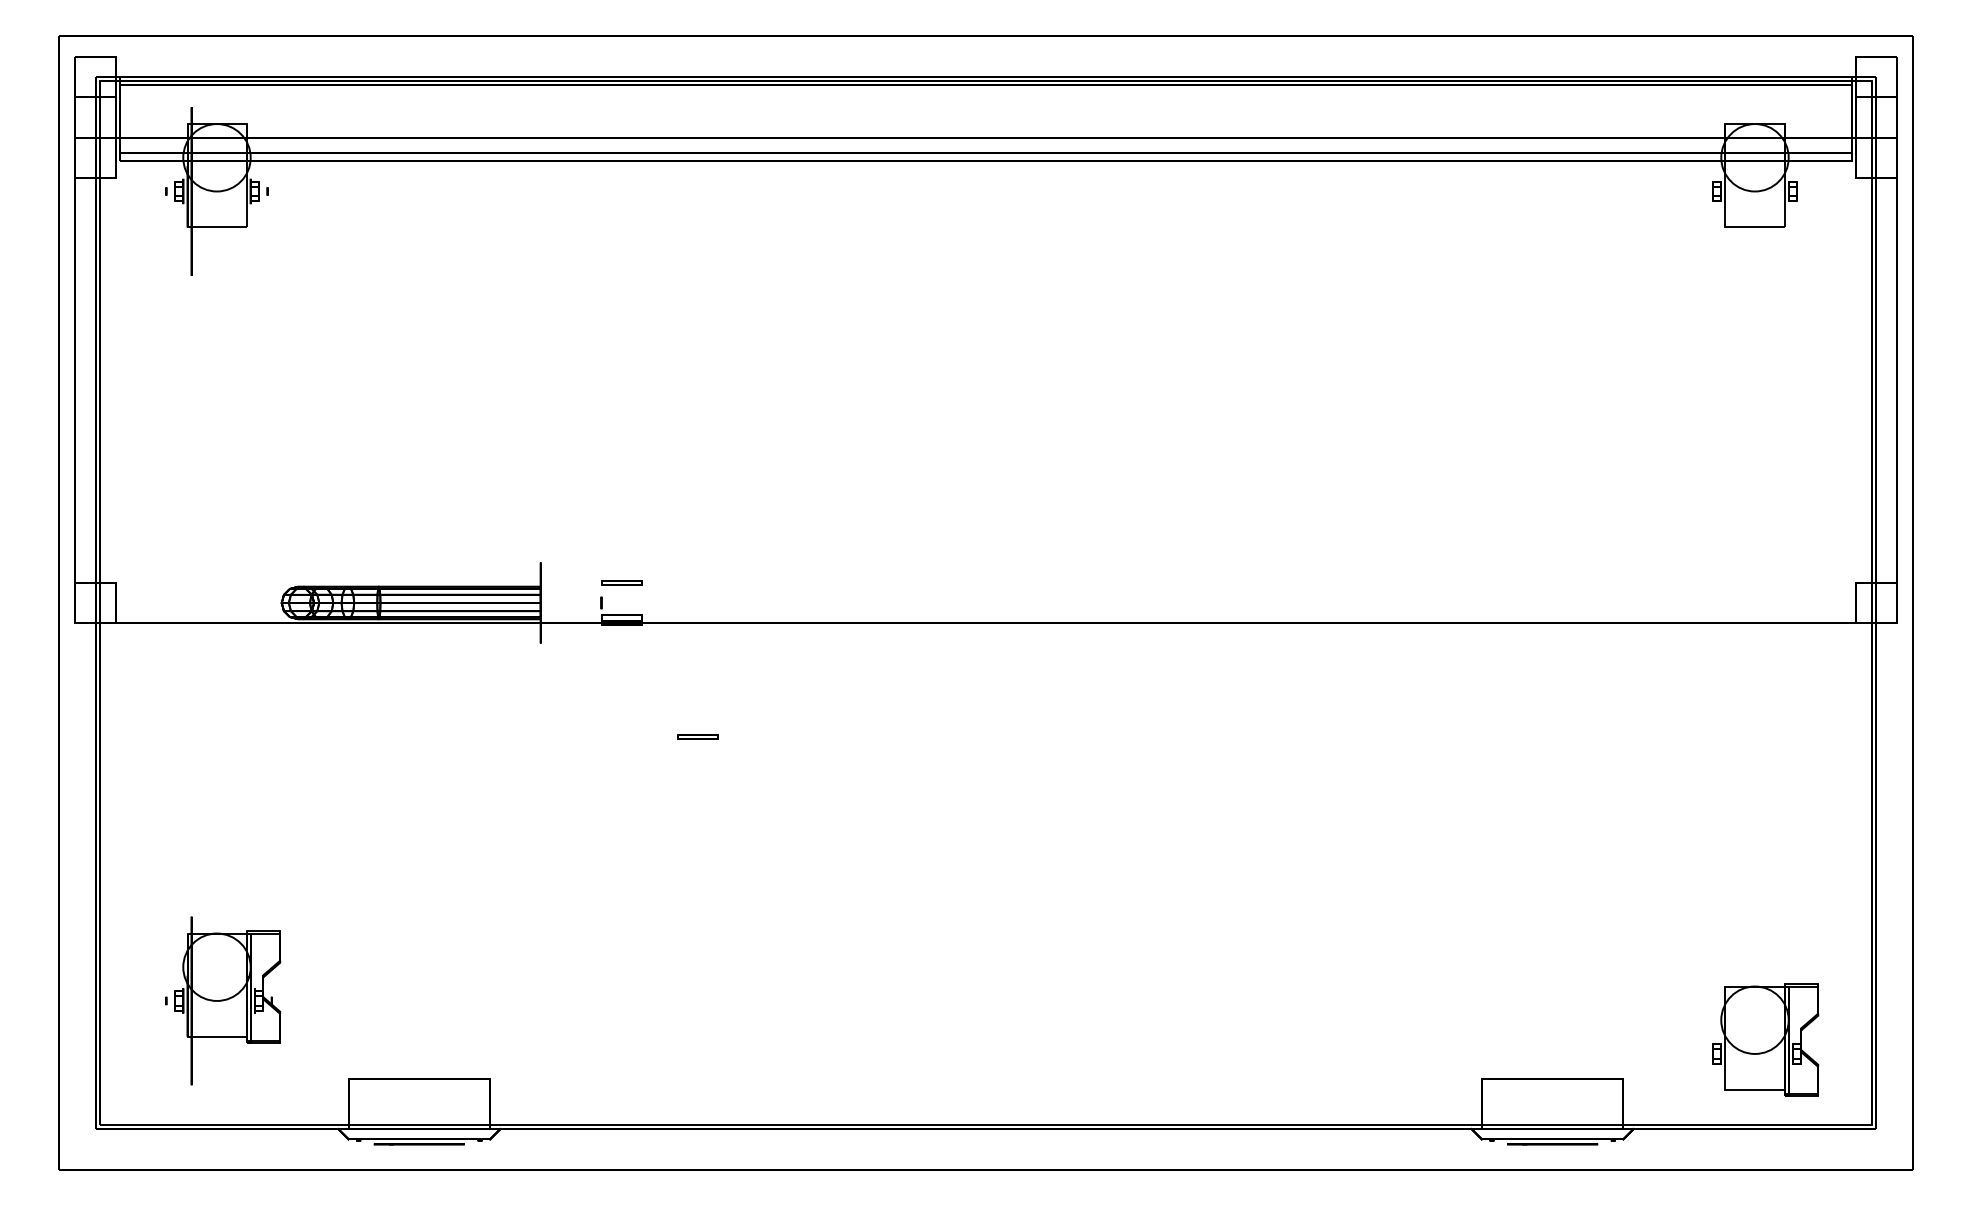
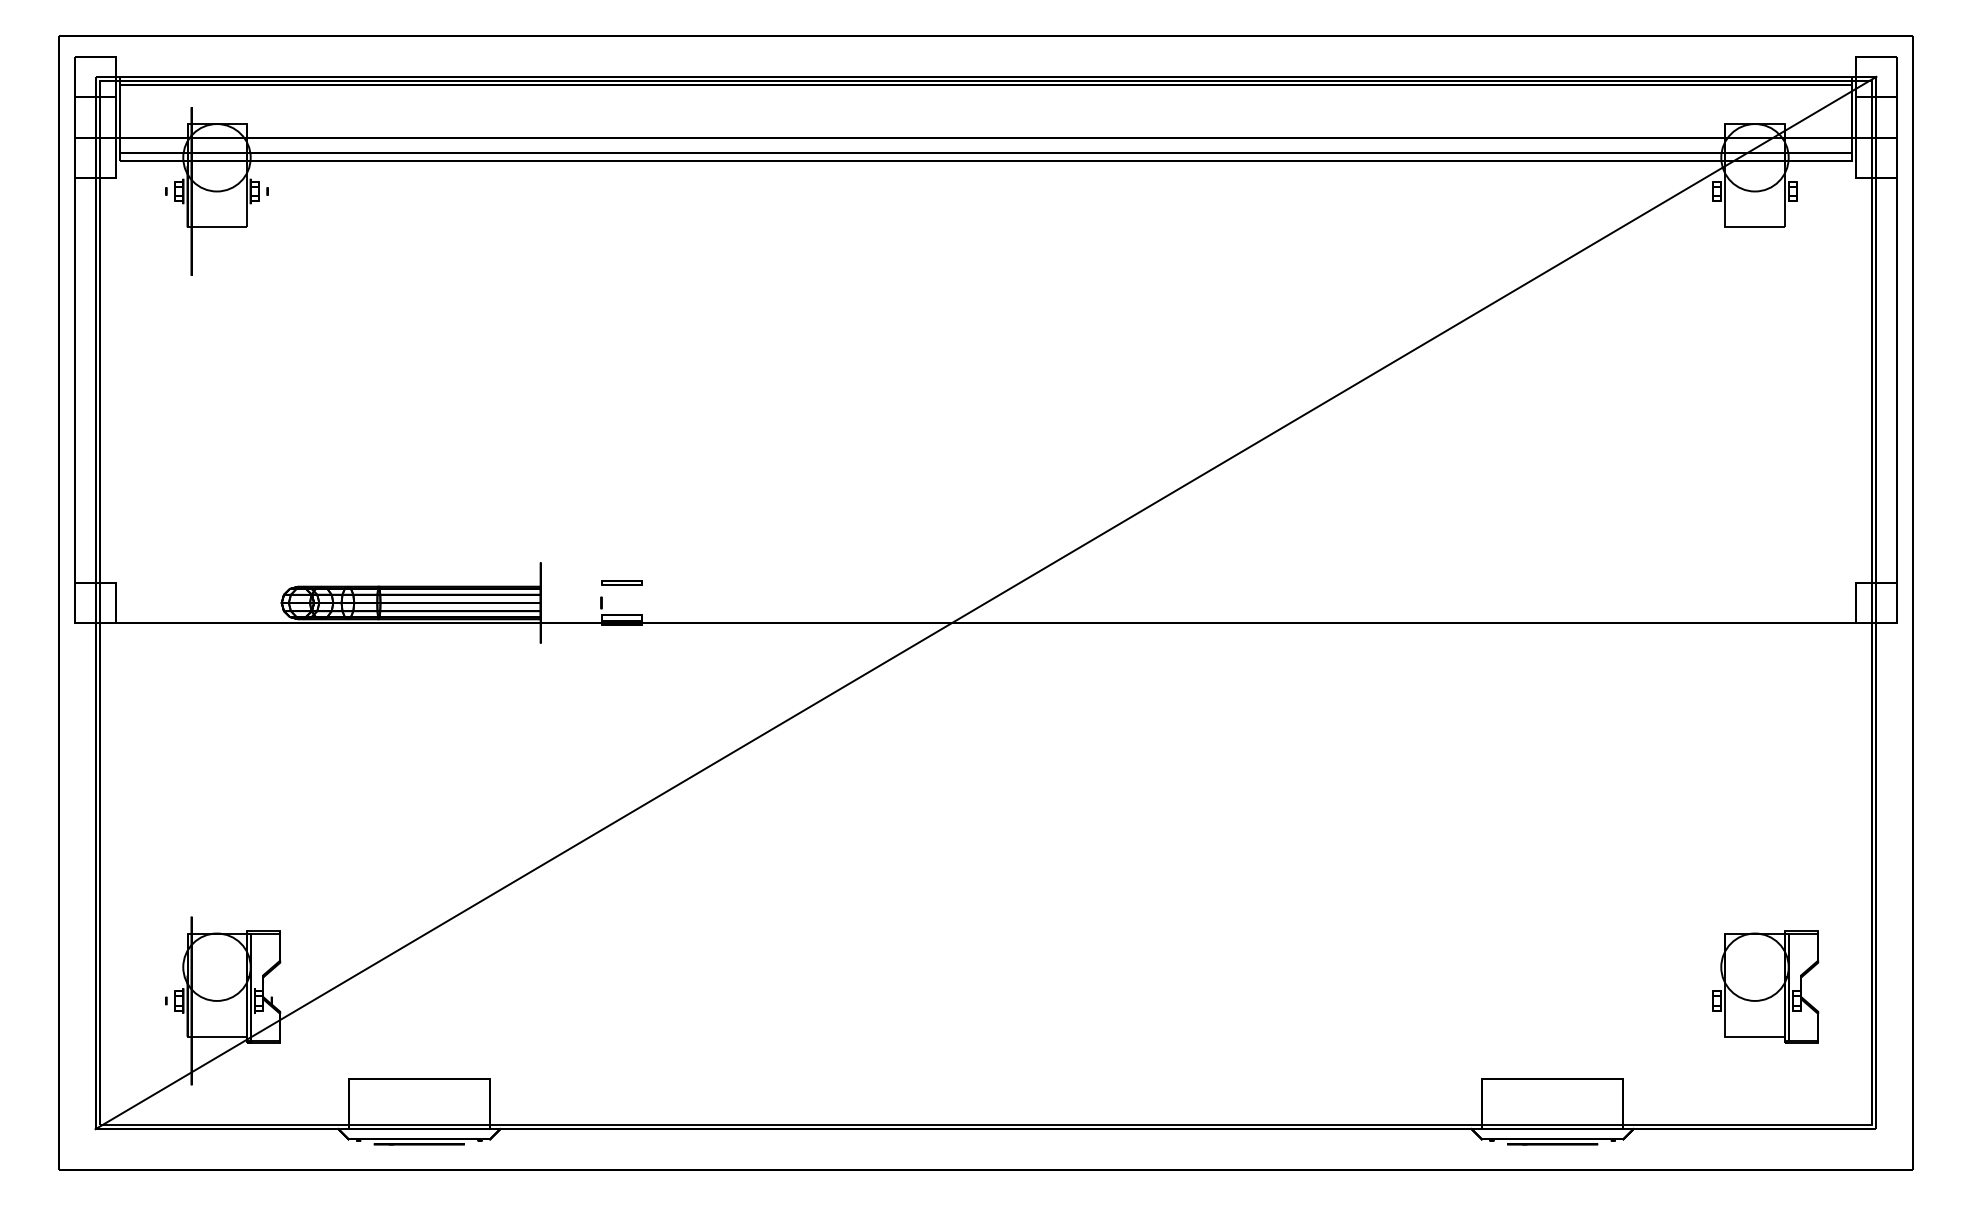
line: none -> present (985, 602)
part: present -> none (697, 736)
part position: (1765, 1039) -> (1765, 986) (1765, 986)
